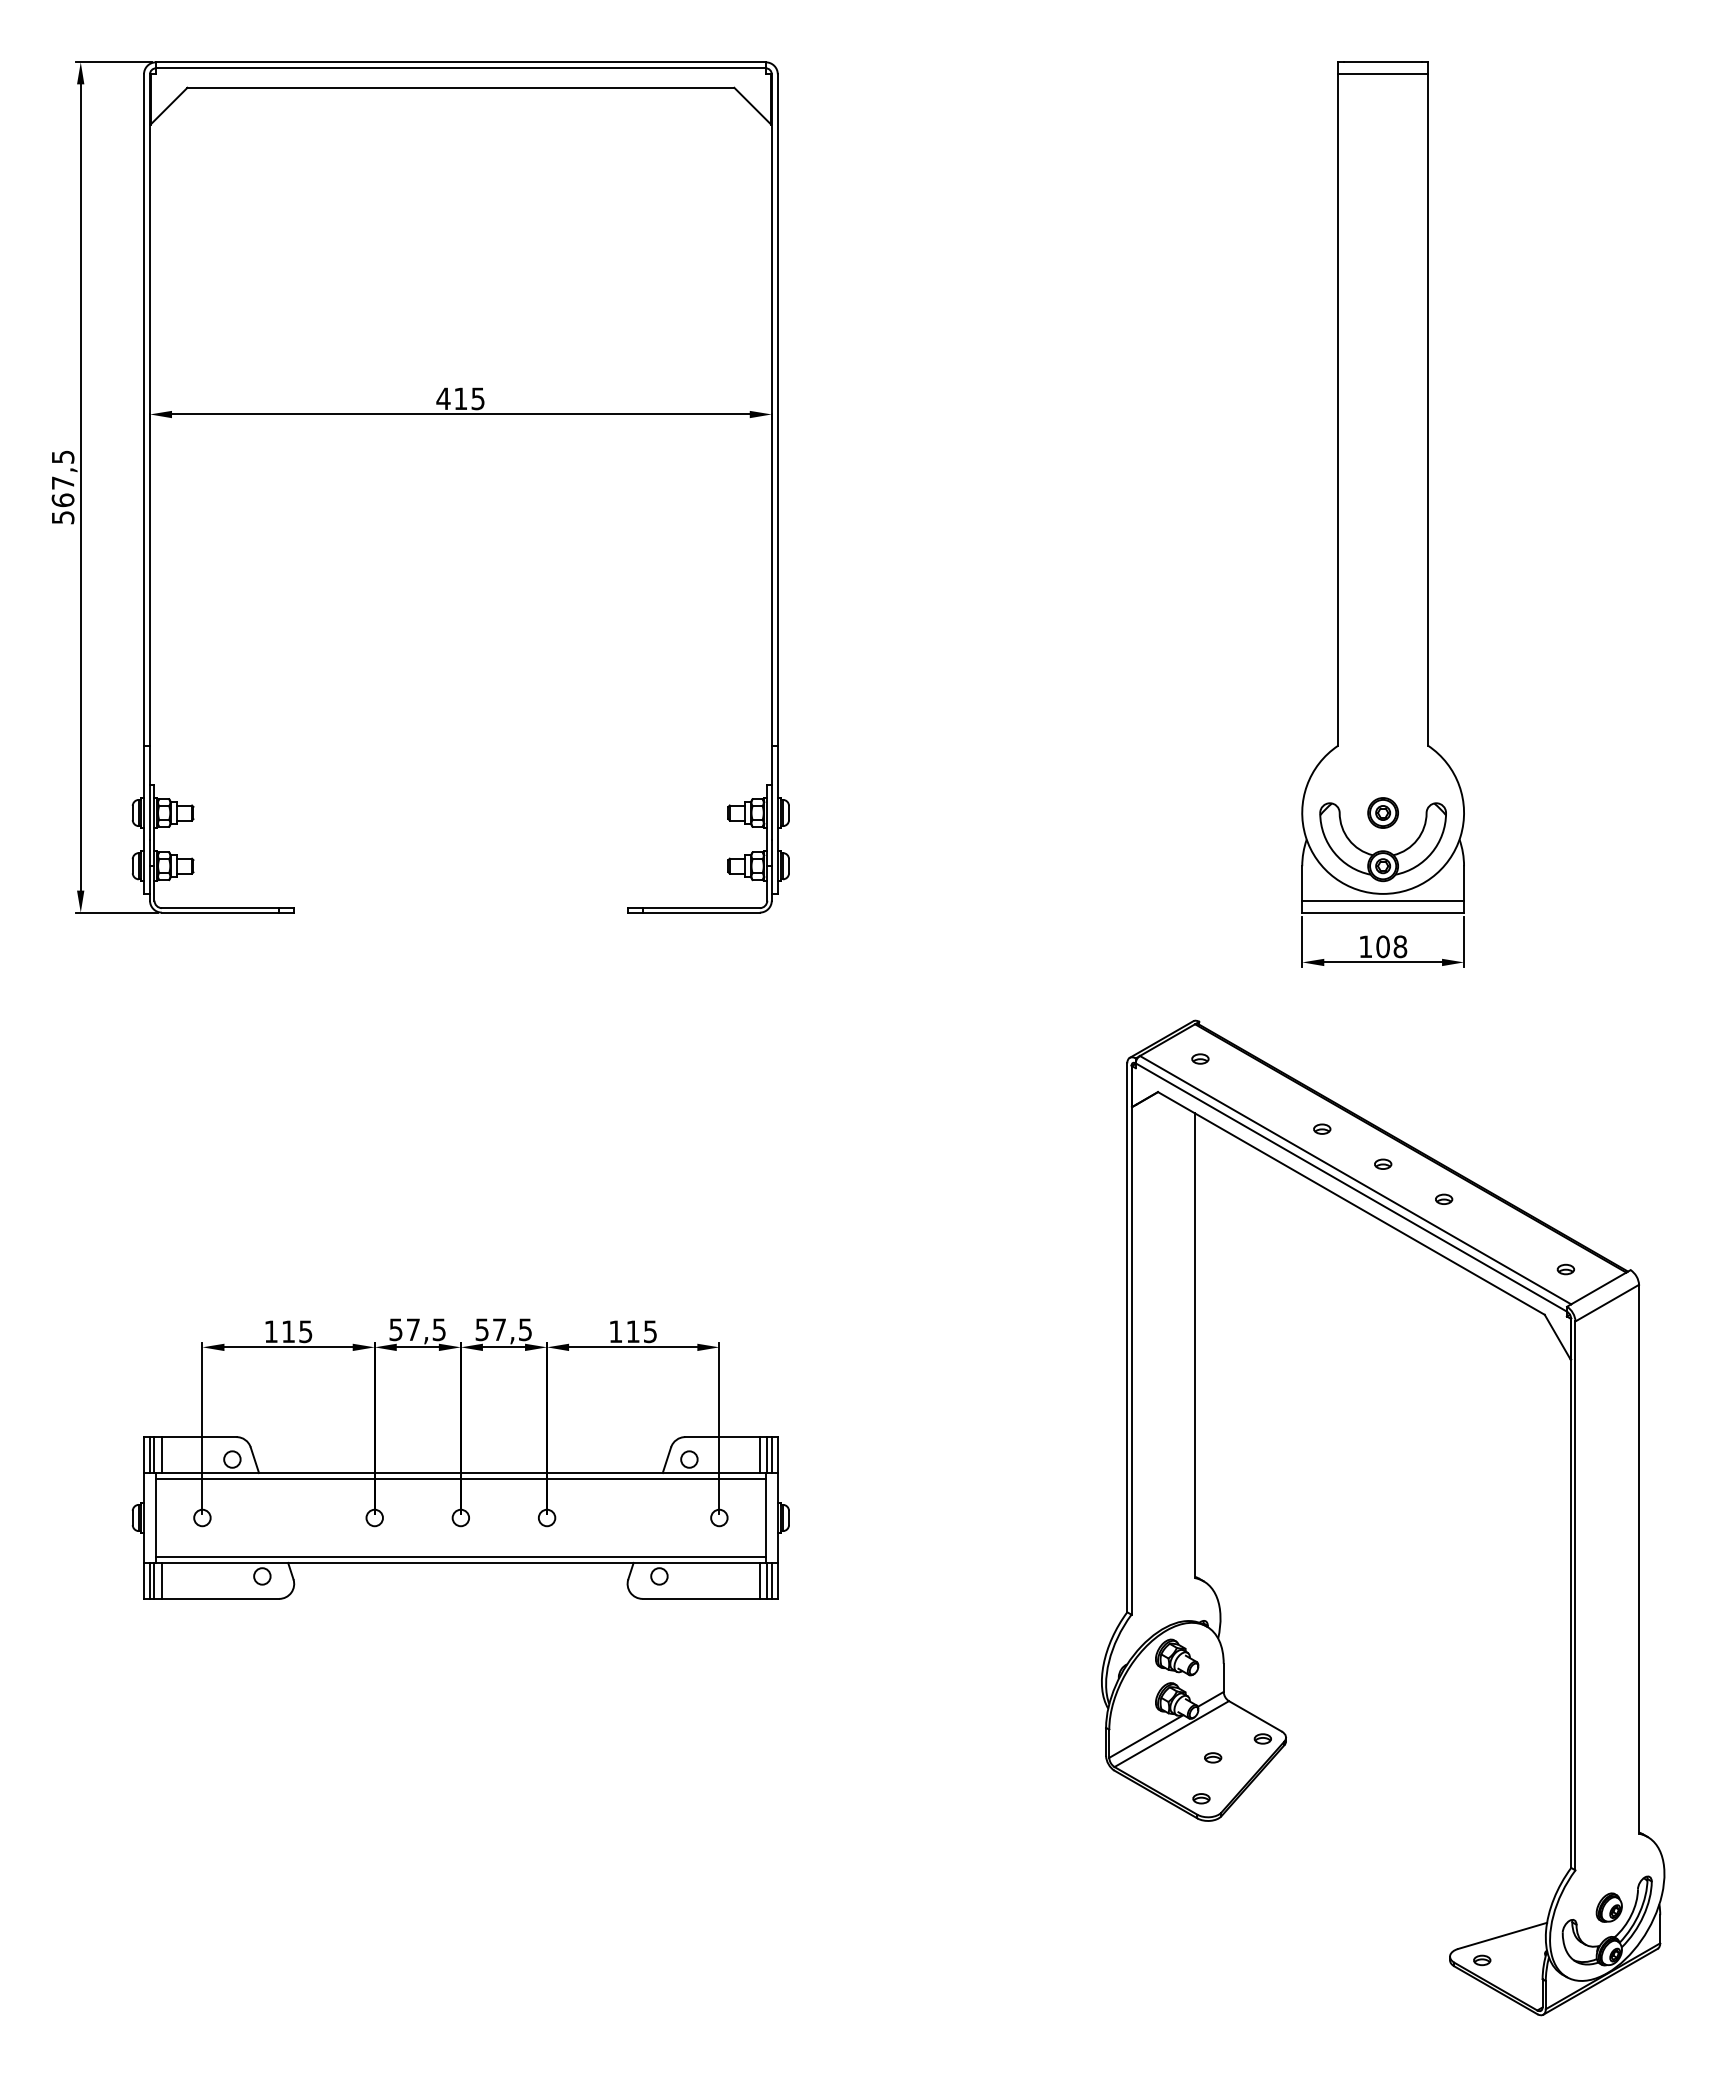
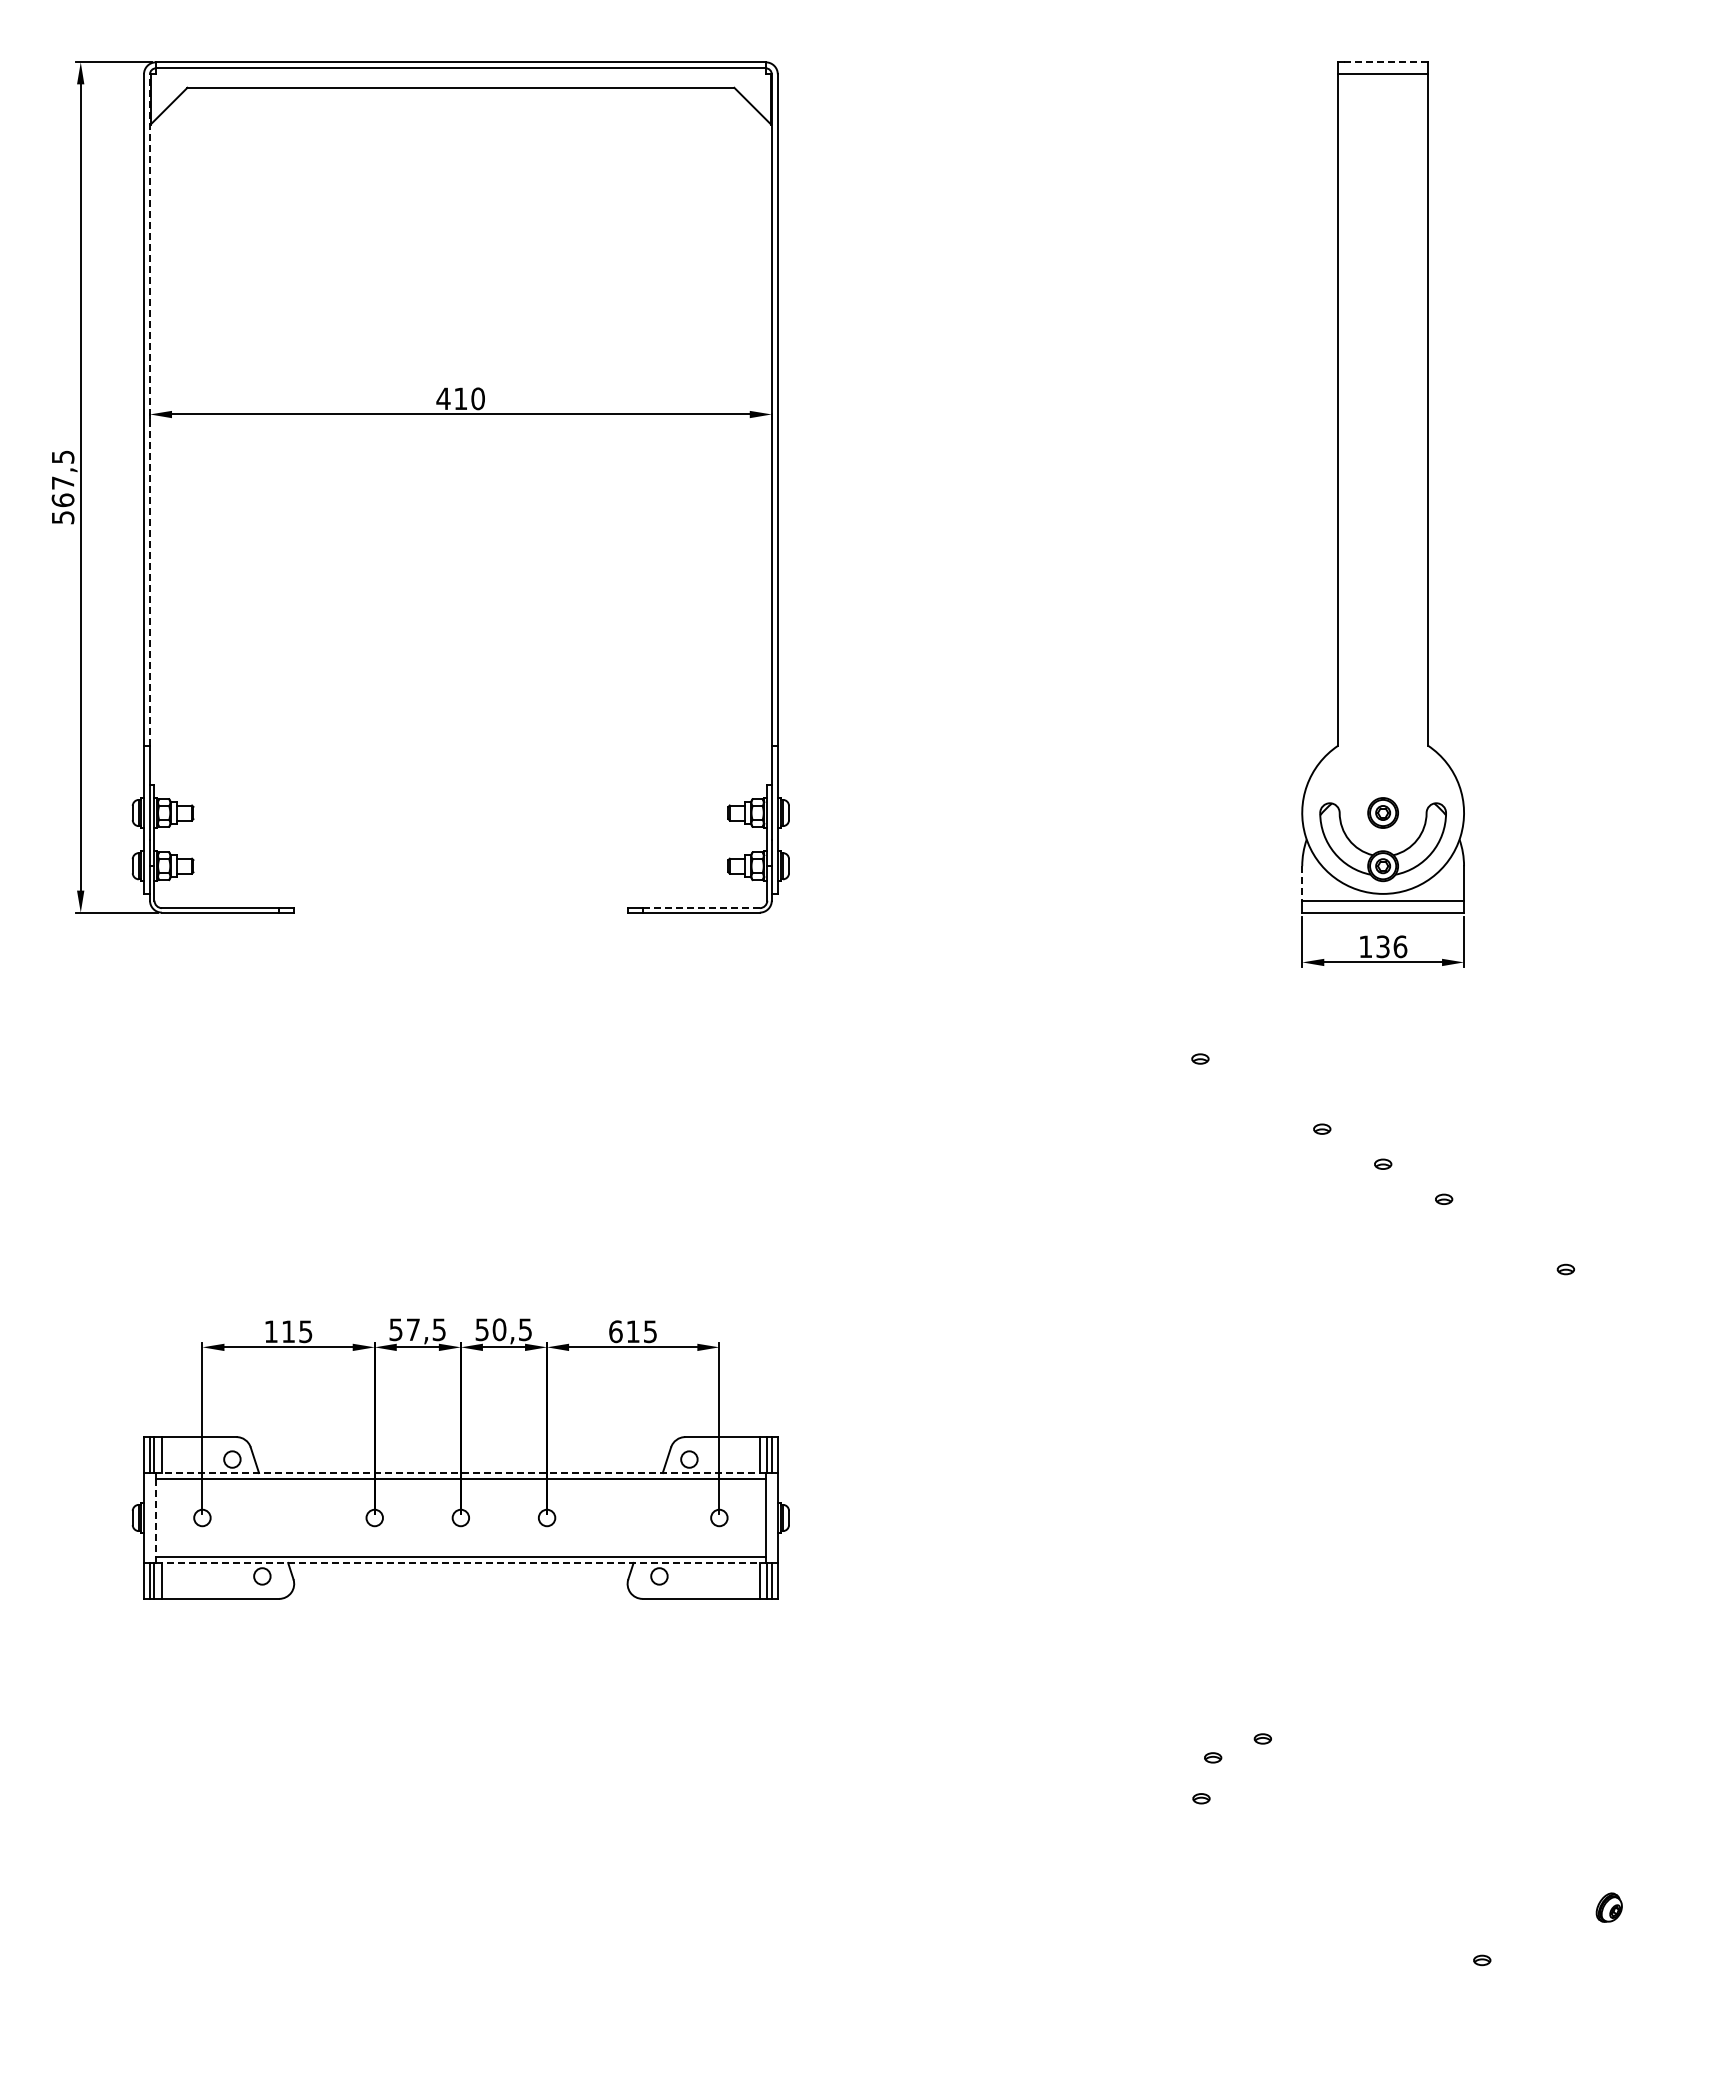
line: solid -> dashed (1383, 62)
text: 415 -> 410 (477, 398)
line: solid -> dashed (150, 410)
line: solid -> dashed (1302, 883)
line: solid -> dashed (701, 908)
text: 108 -> 136 (1391, 946)
text: 57,5 -> 50,5 (499, 1329)
text: 115 -> 615 (615, 1331)
line: solid -> dashed (460, 1473)
line: solid -> dashed (155, 1518)
line: solid -> dashed (460, 1562)
part: present -> none (1217, 1595)
